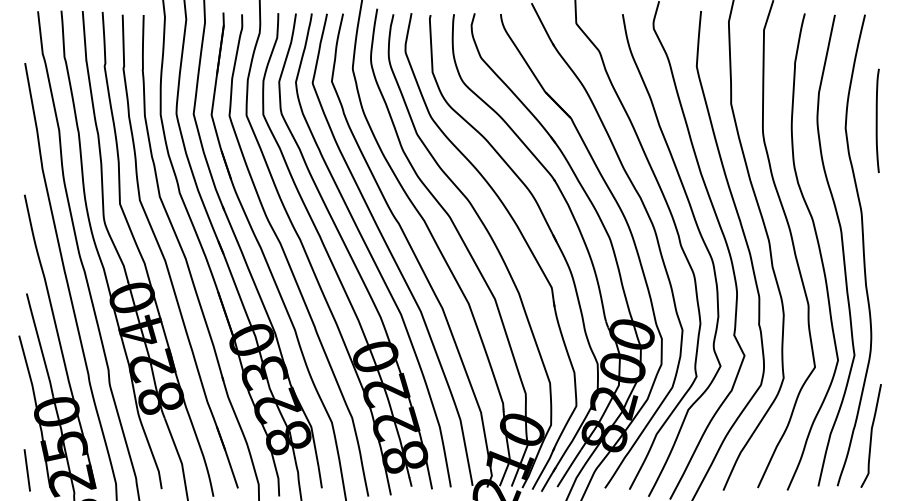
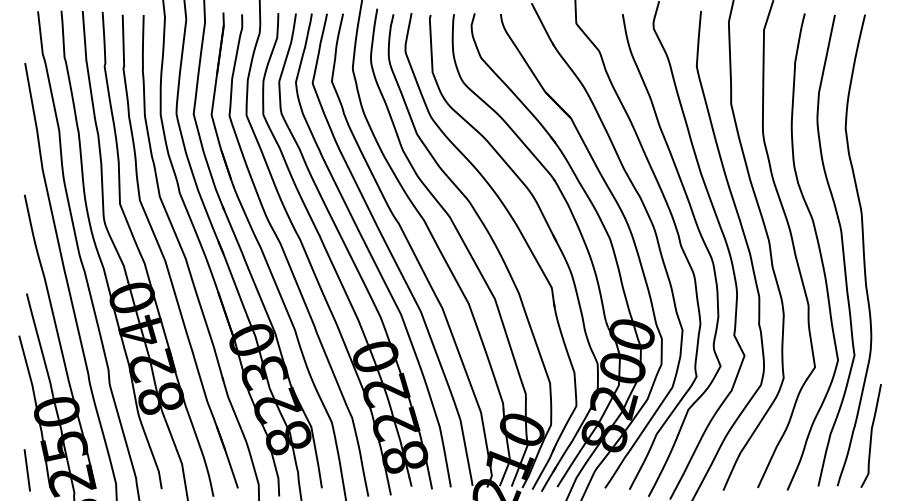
curve: present -> none (877, 120)
